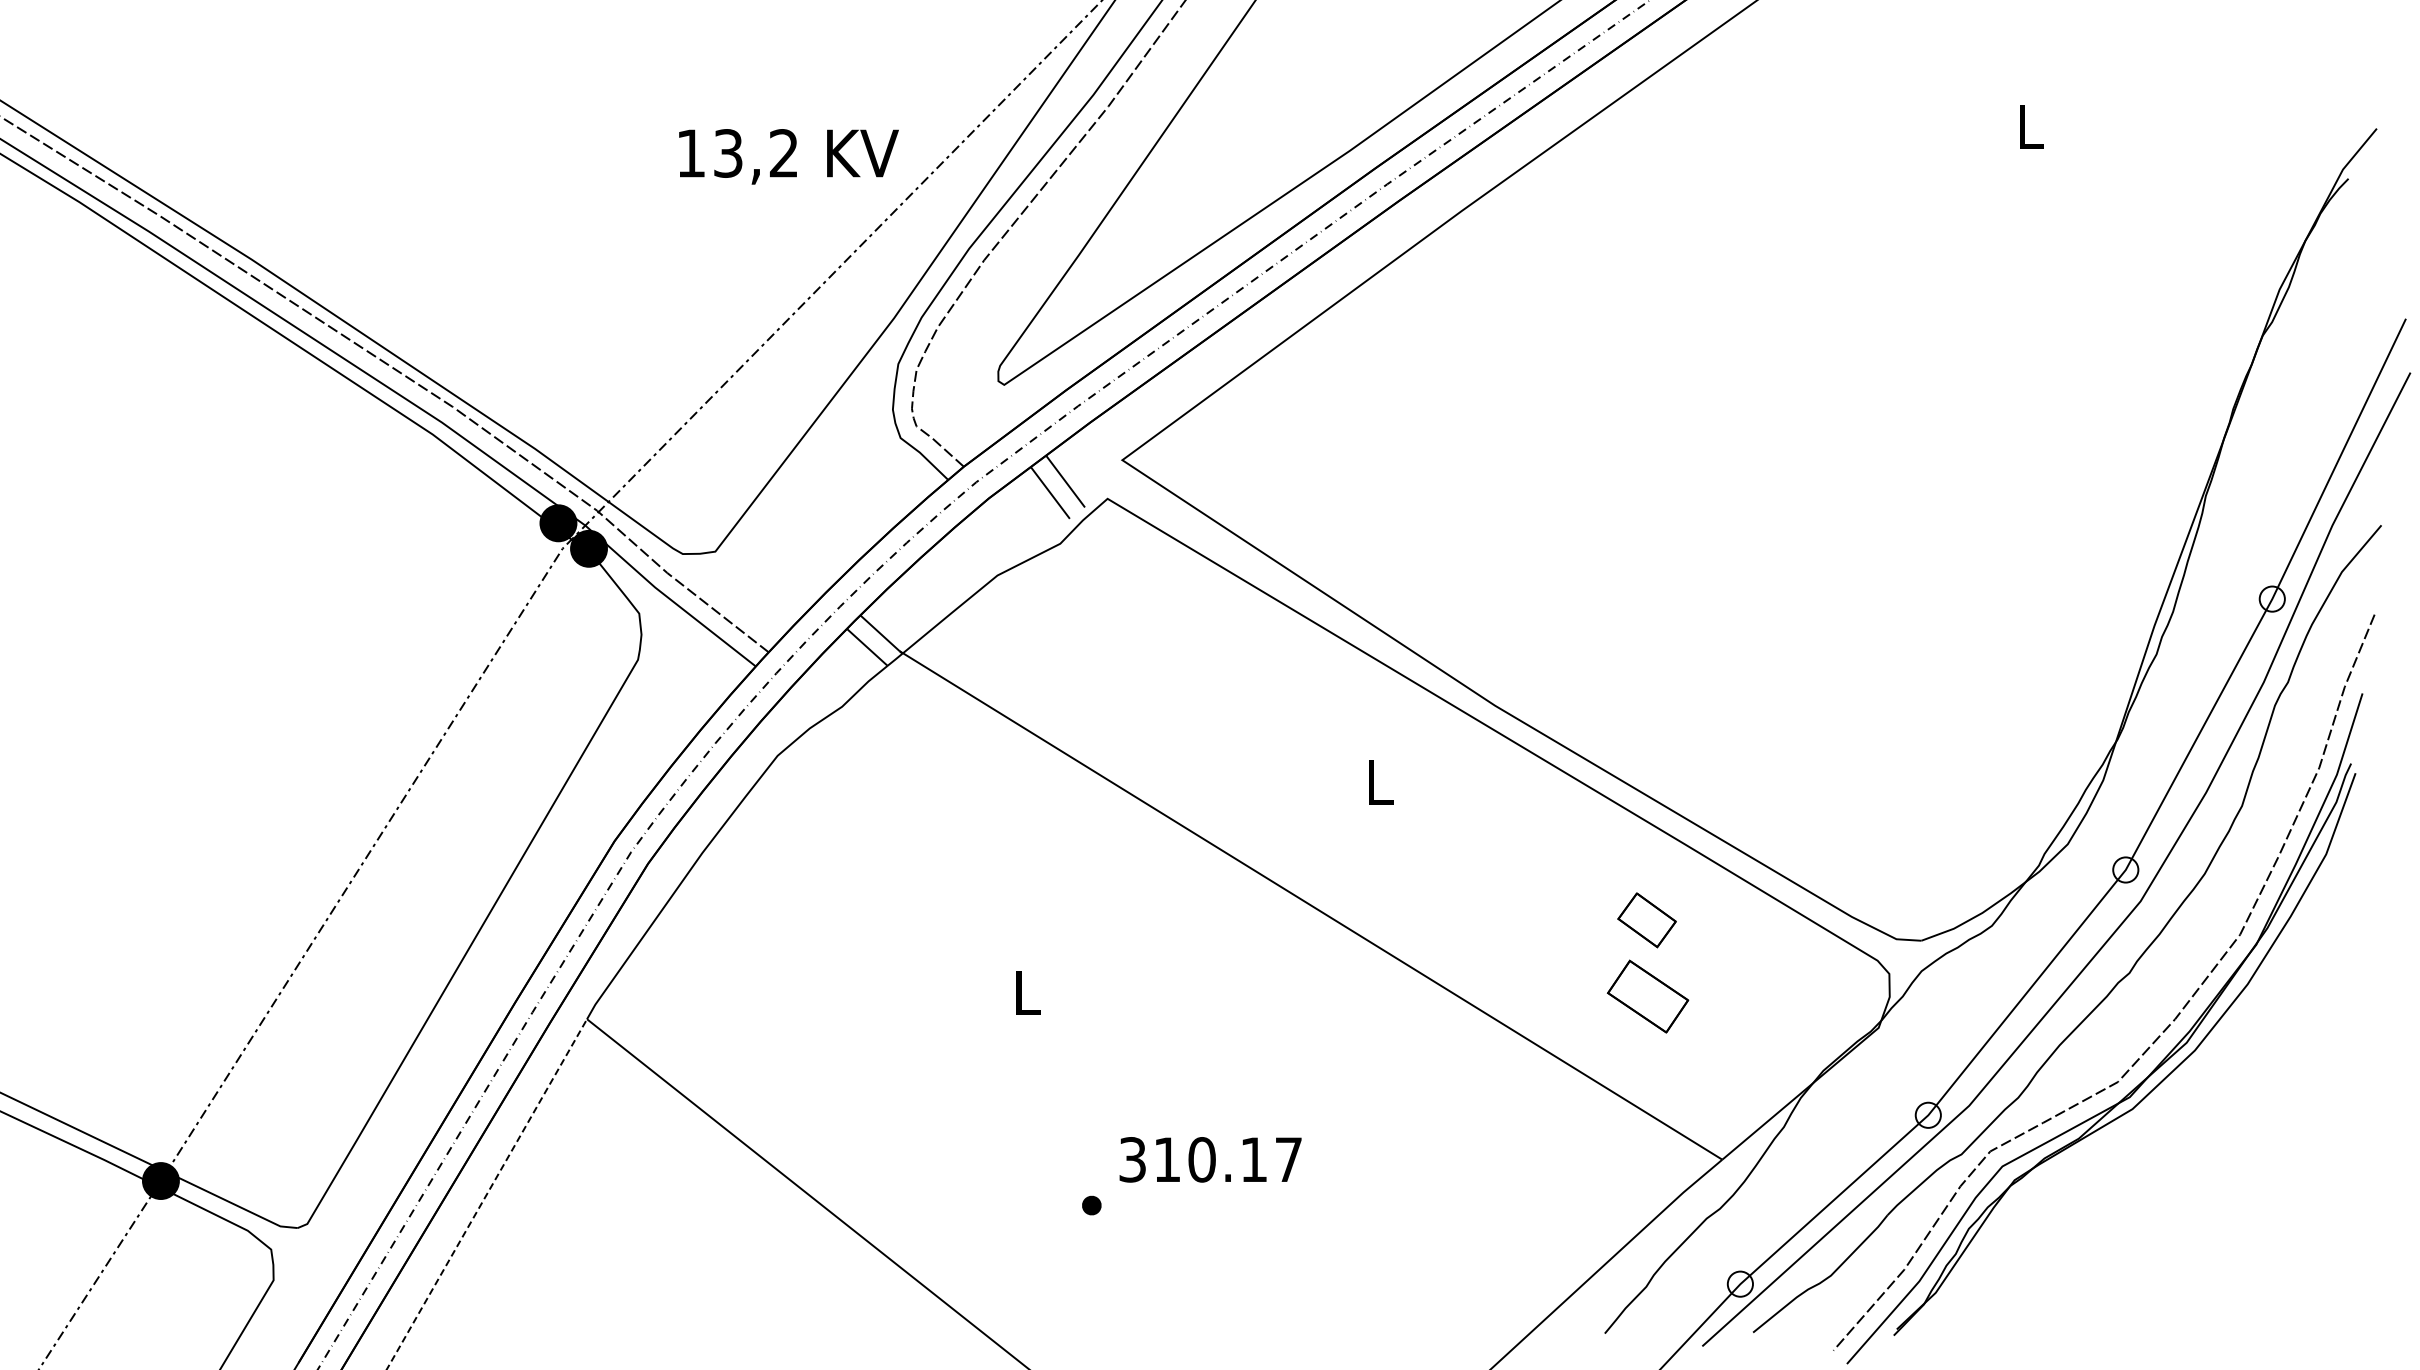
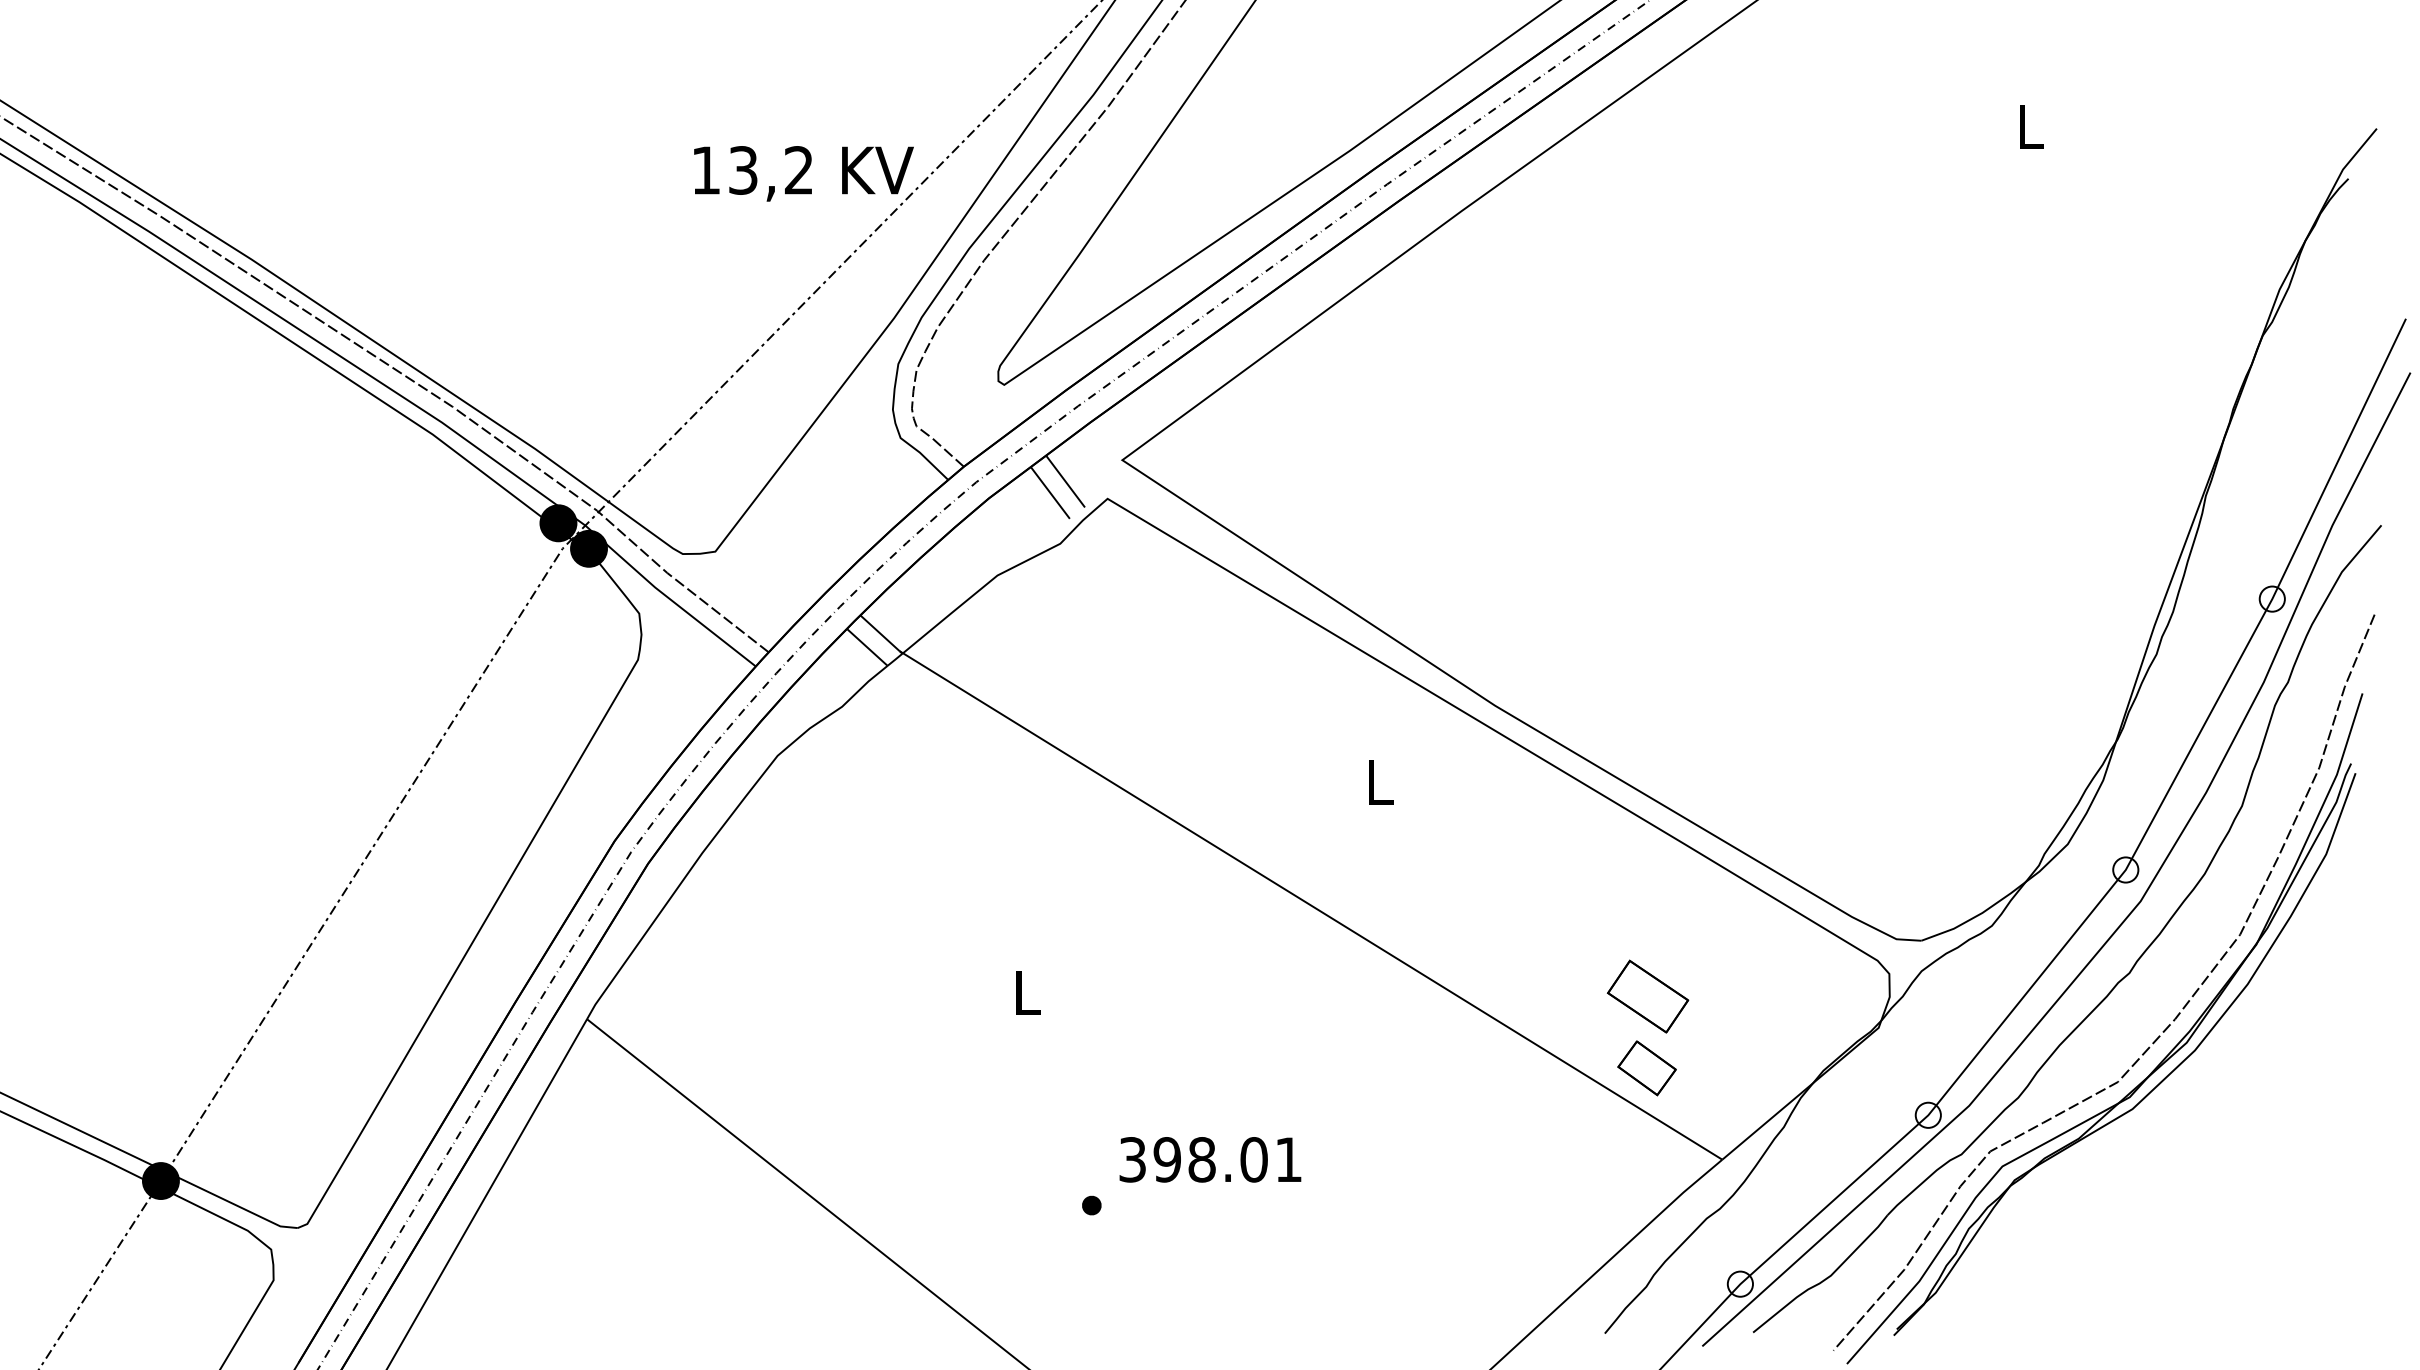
text position: (788, 156) -> (803, 173) (803, 173)
part position: (1646, 920) -> (1646, 1068) (1646, 1068)
text: 310.17 -> 398.01 (1227, 1159)
line: dashed -> solid (486, 1194)
